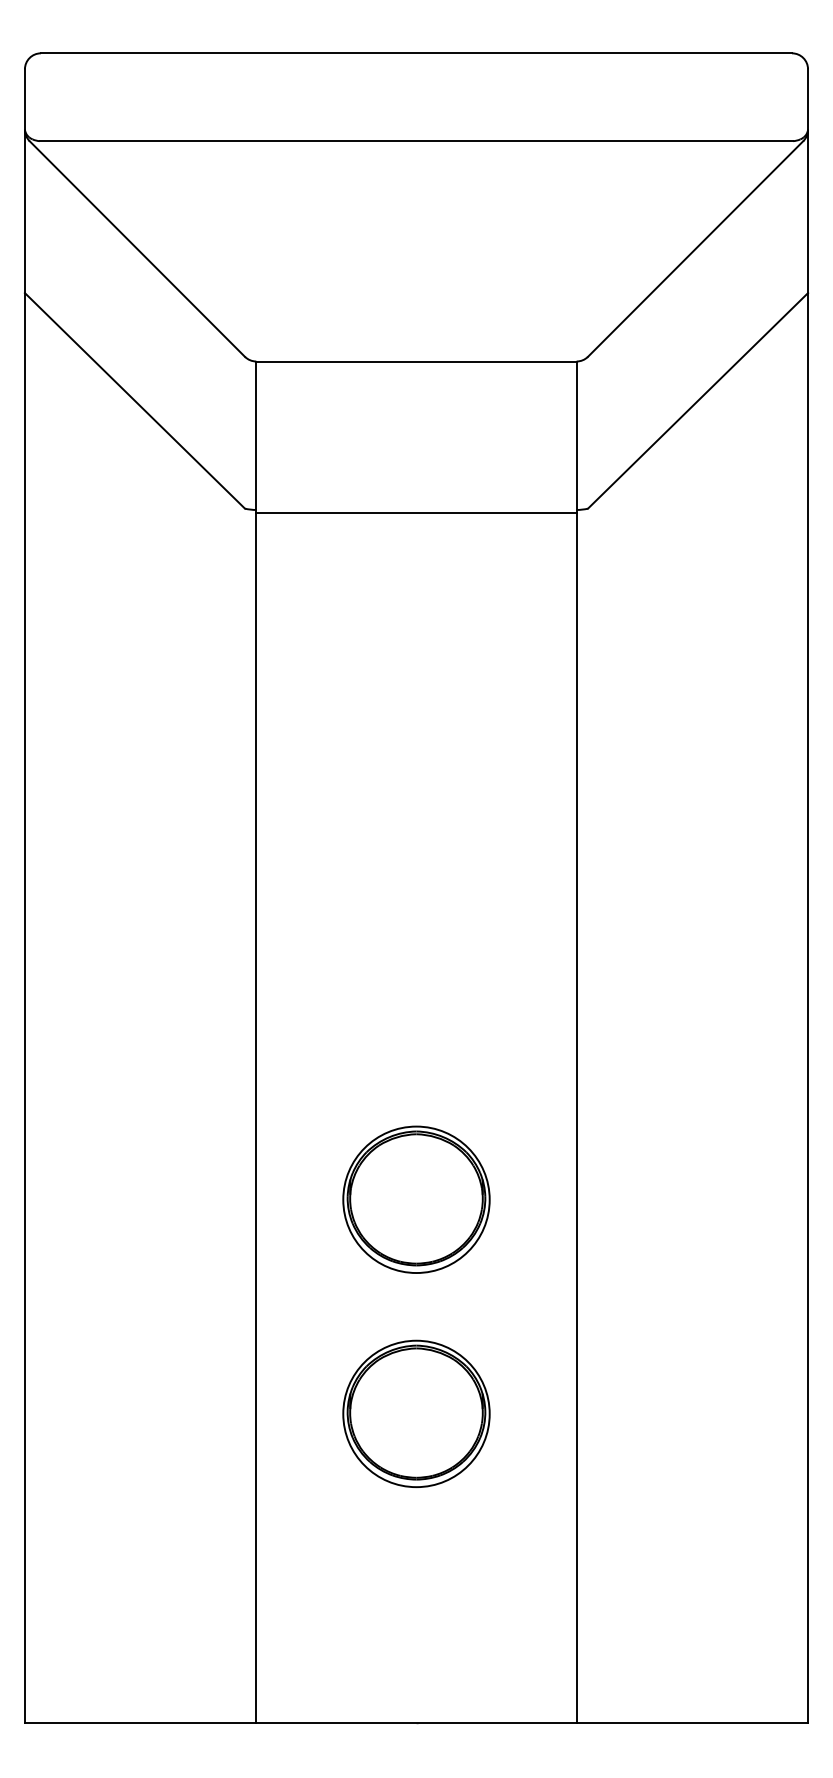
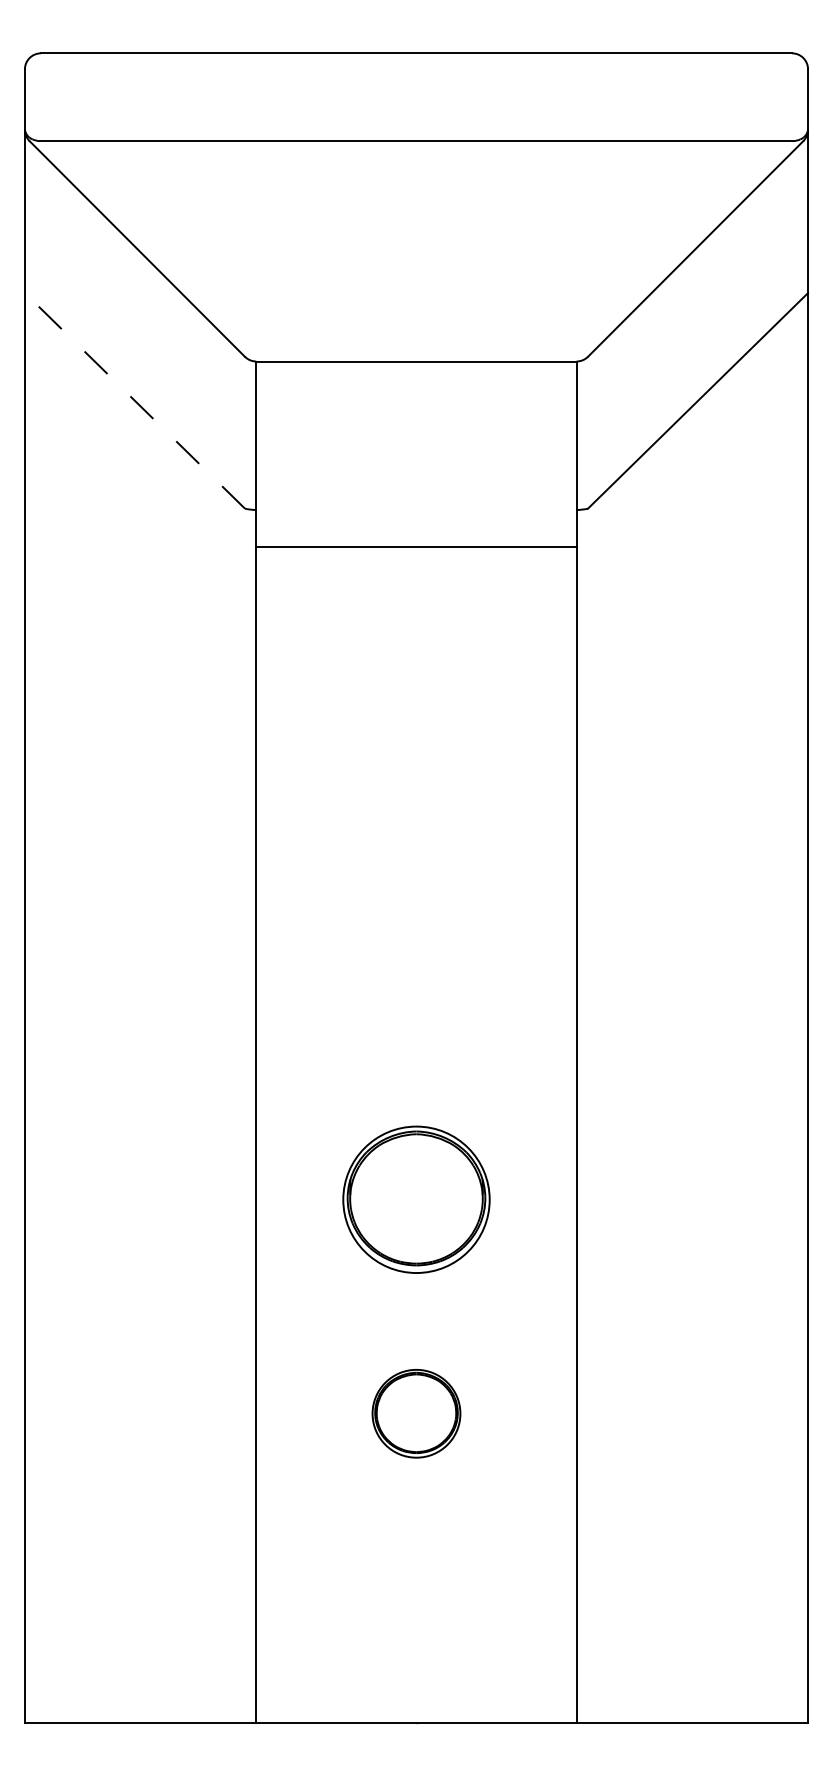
line: solid -> dashed (134, 400)
line position: (416, 513) -> (416, 547) (416, 547)
part size: 149x149 px -> 91x90 px (416, 1413)
